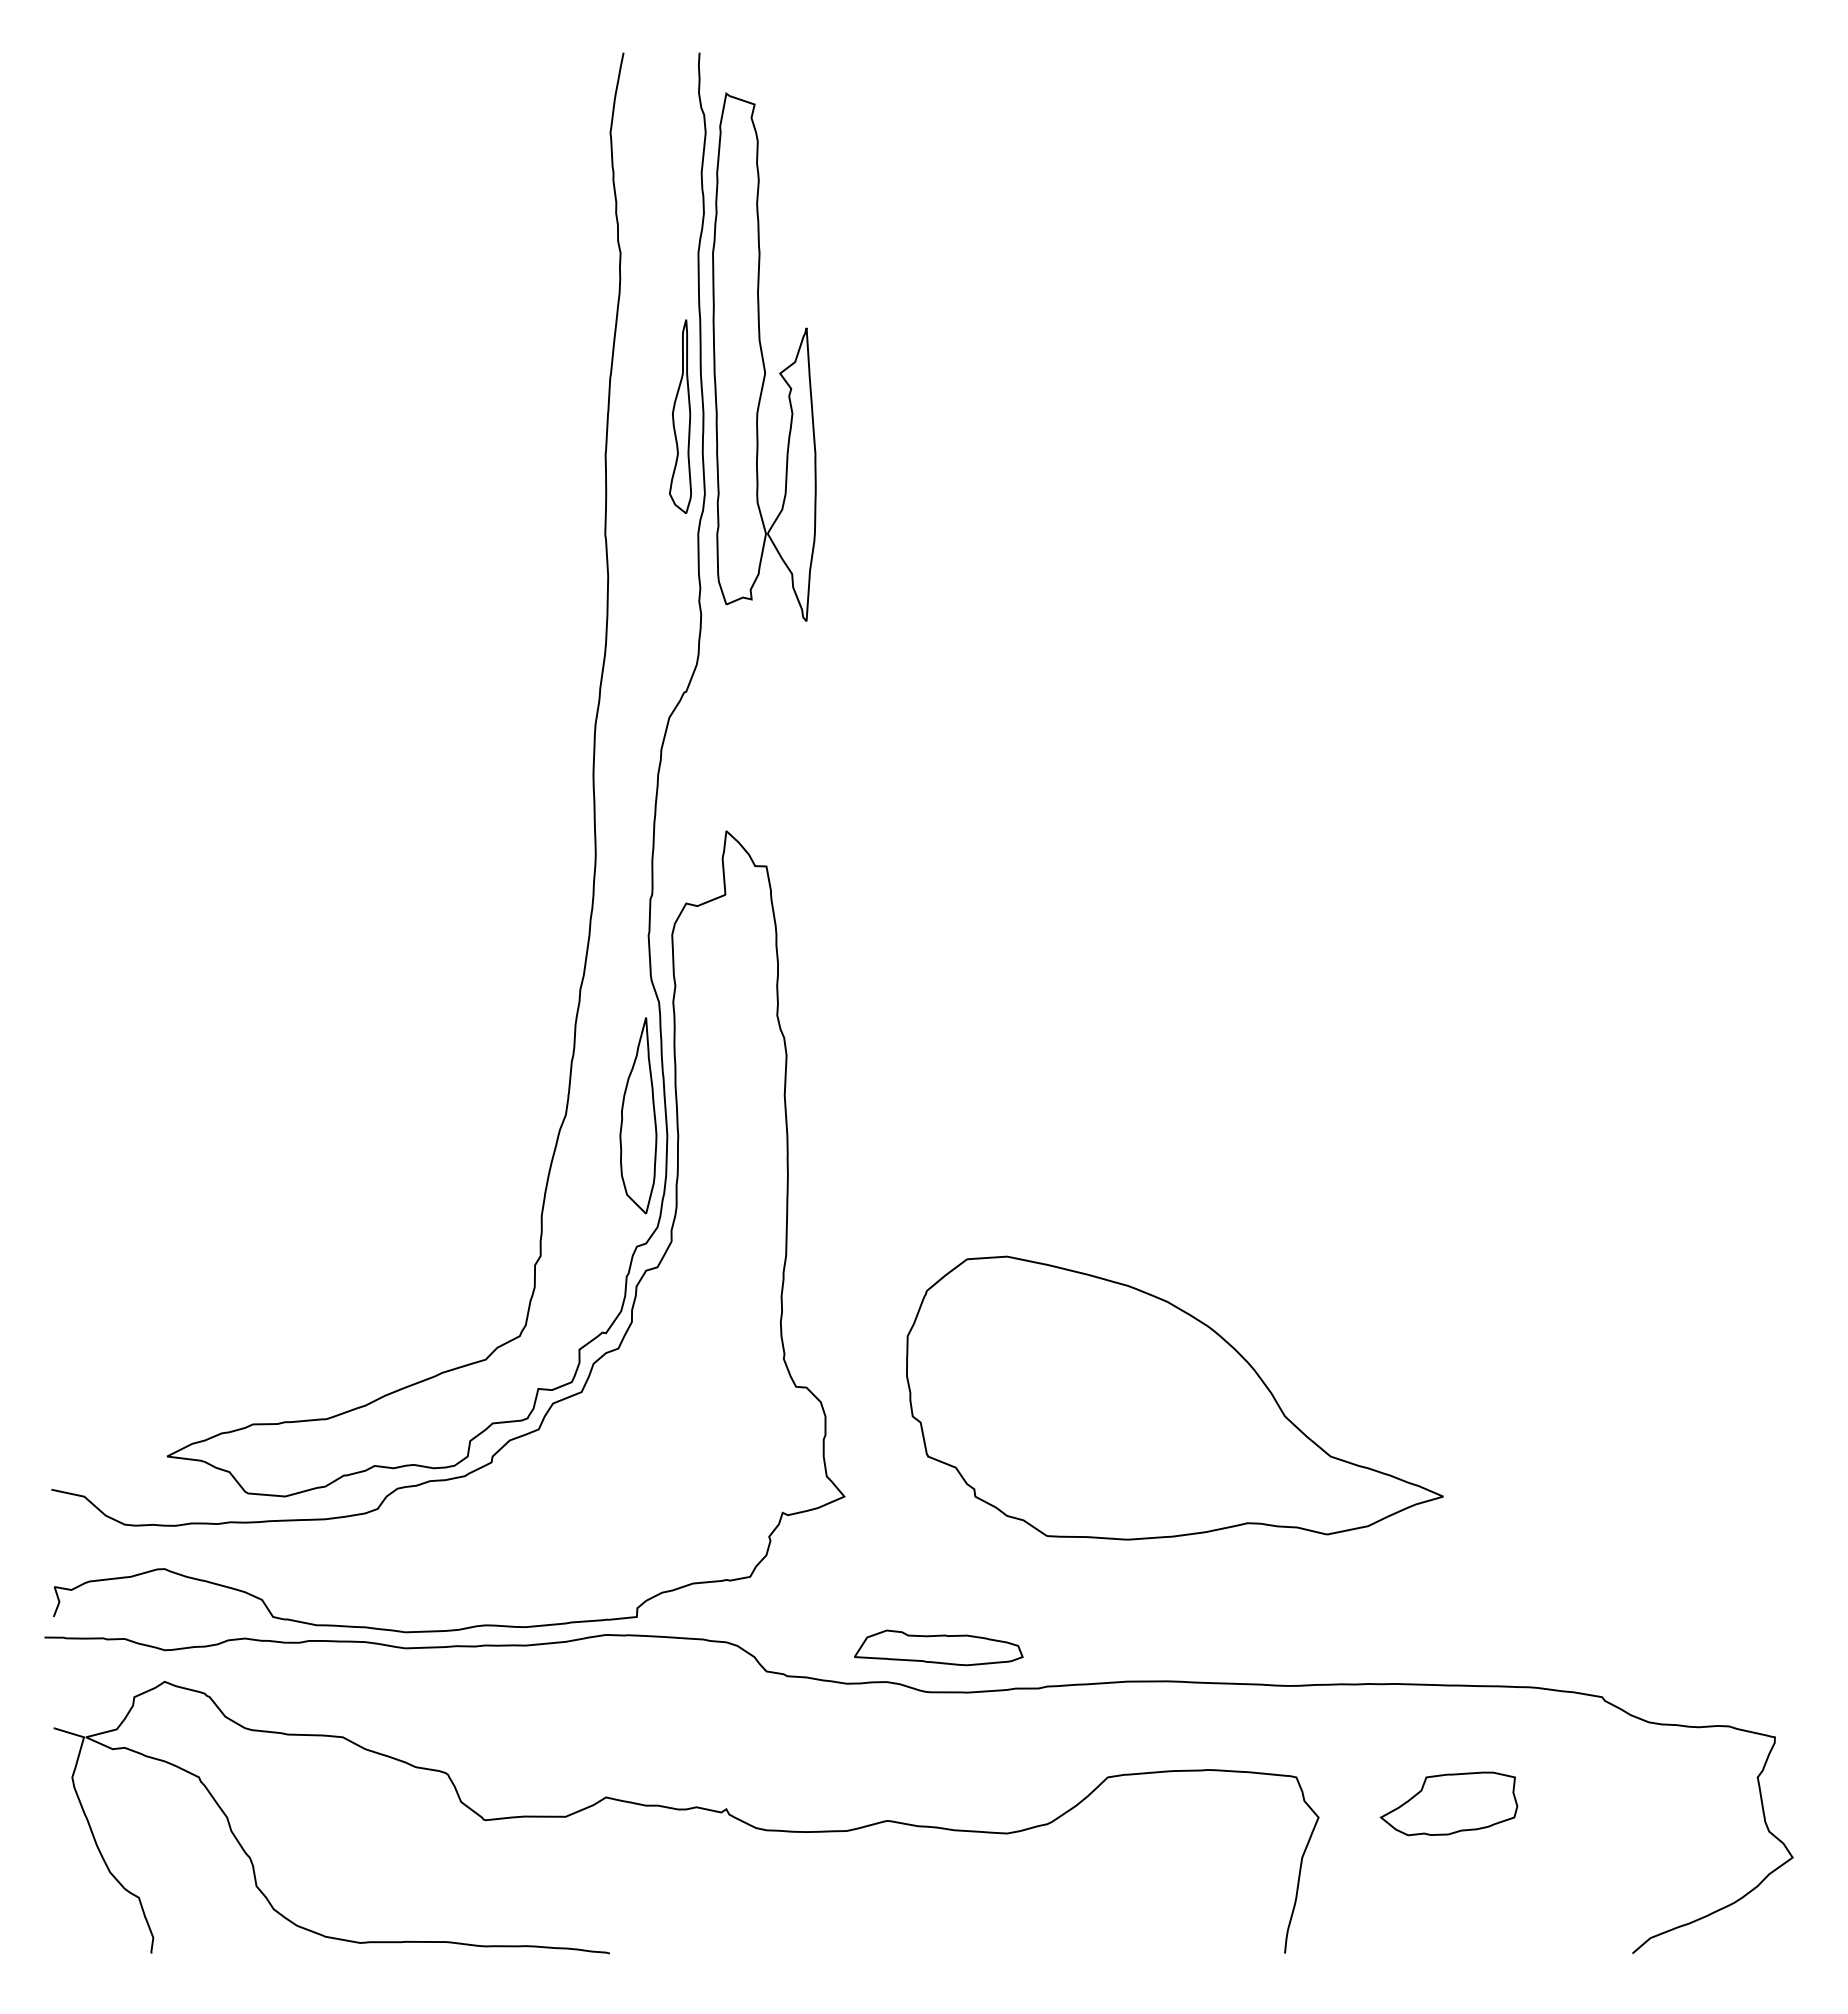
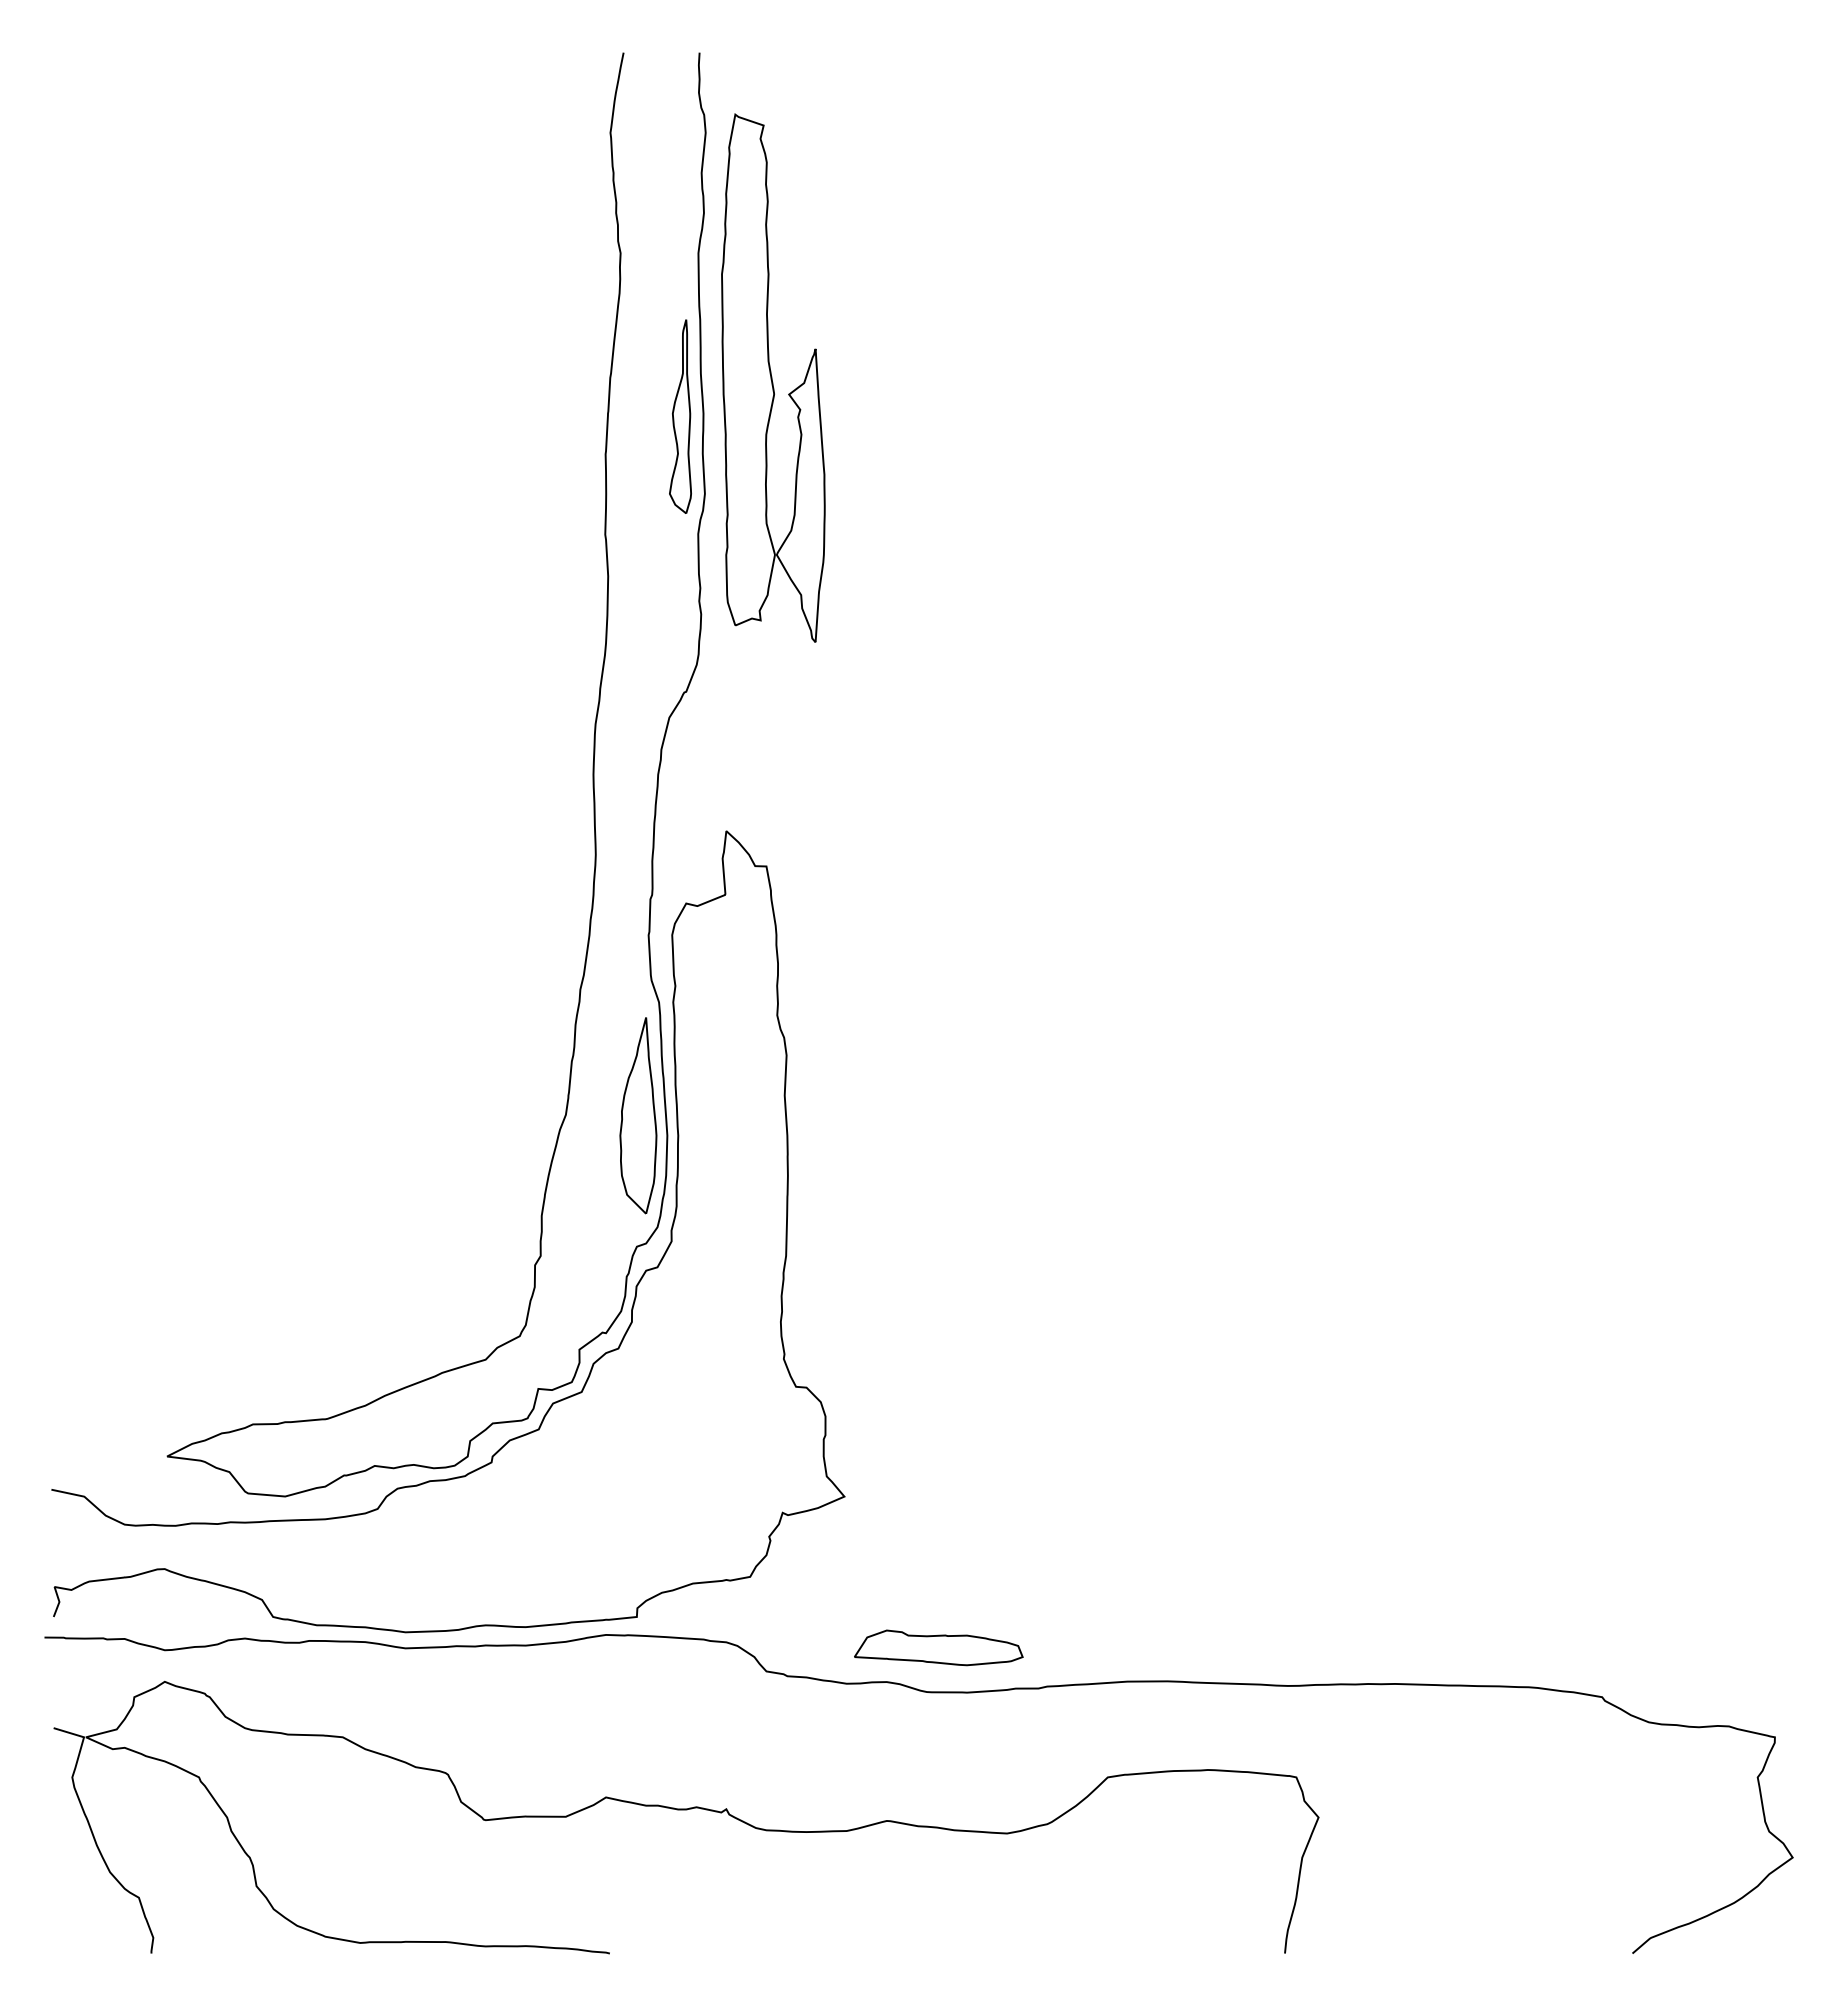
part position: (764, 356) -> (773, 377) (773, 377)
part: present -> none (1174, 1397)
part: present -> none (1448, 1803)
